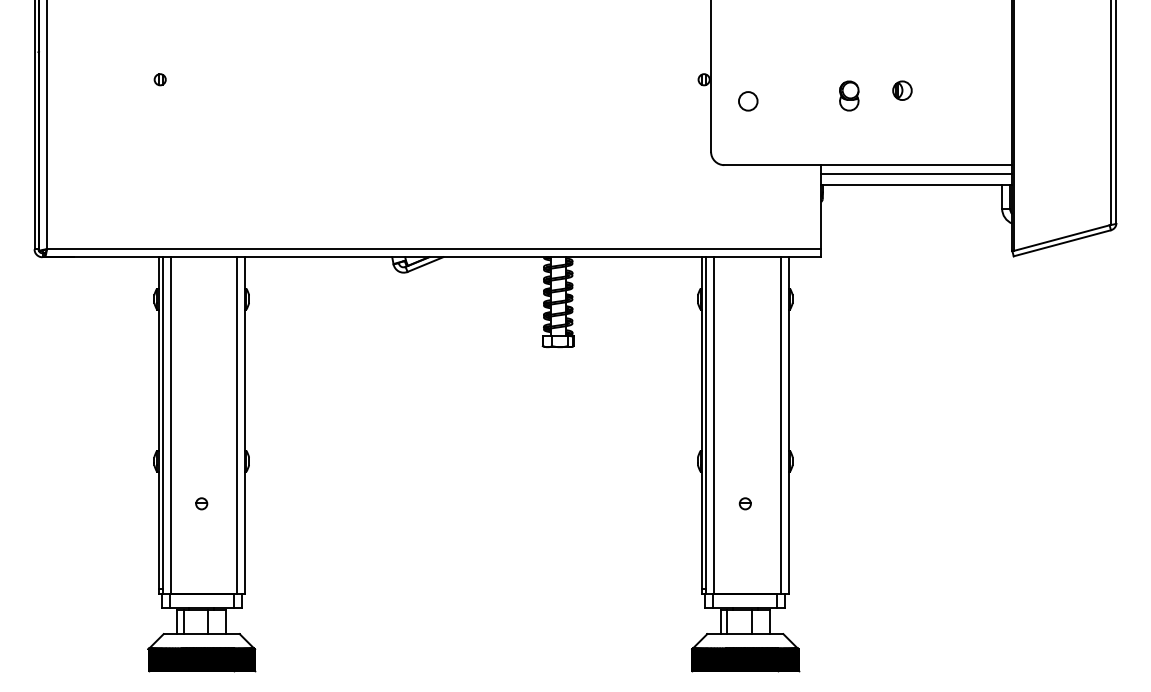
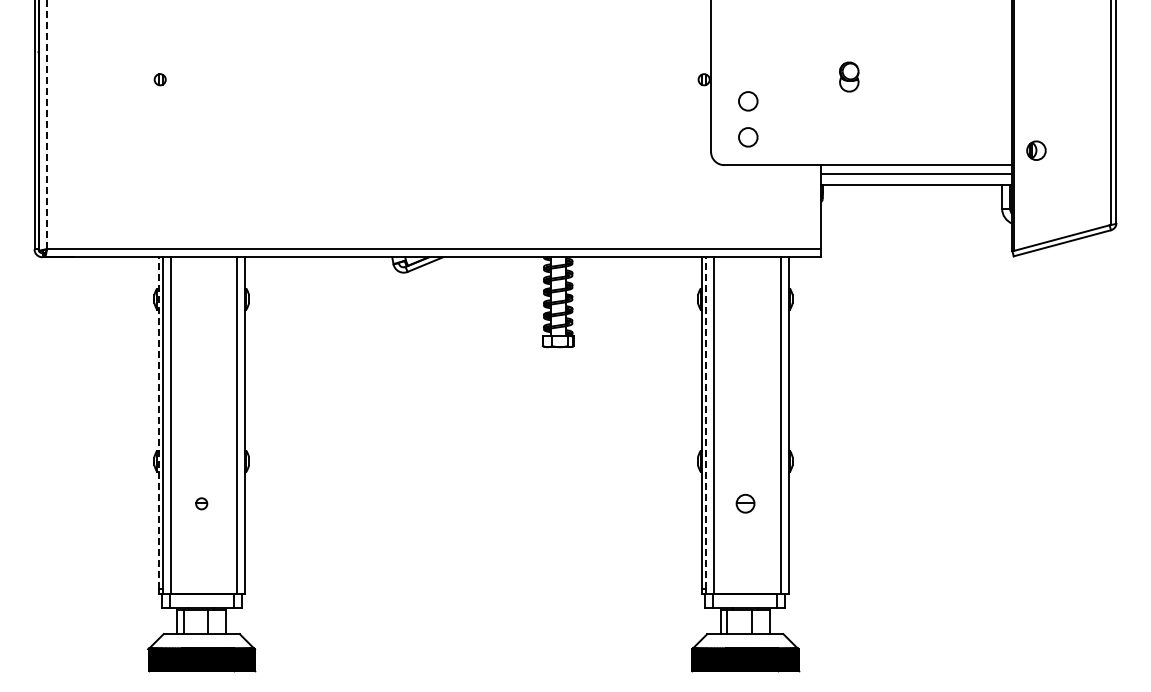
part position: (902, 90) -> (1036, 150) (1036, 150)
part position: (849, 95) -> (849, 76) (849, 76)
line: solid -> dashed (47, 125)
circle: none -> present (748, 137)
line: solid -> dashed (158, 423)
line: solid -> dashed (706, 423)
part size: 14x14 px -> 21x21 px (745, 503)
